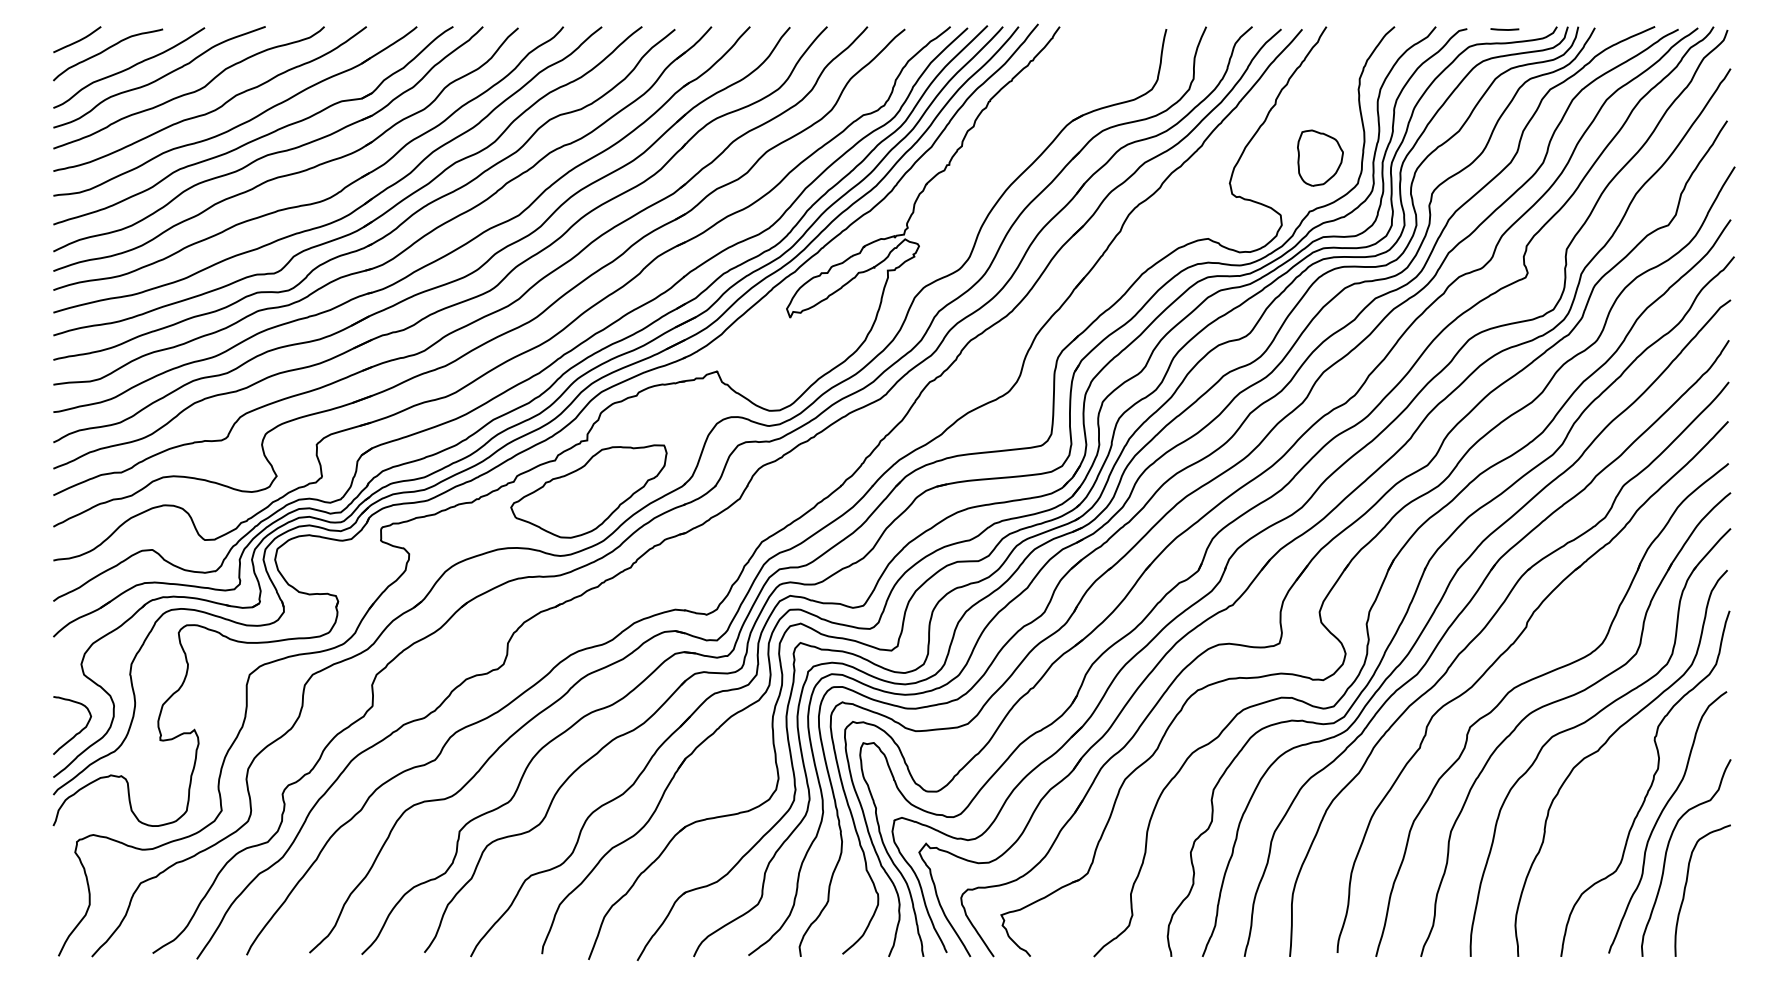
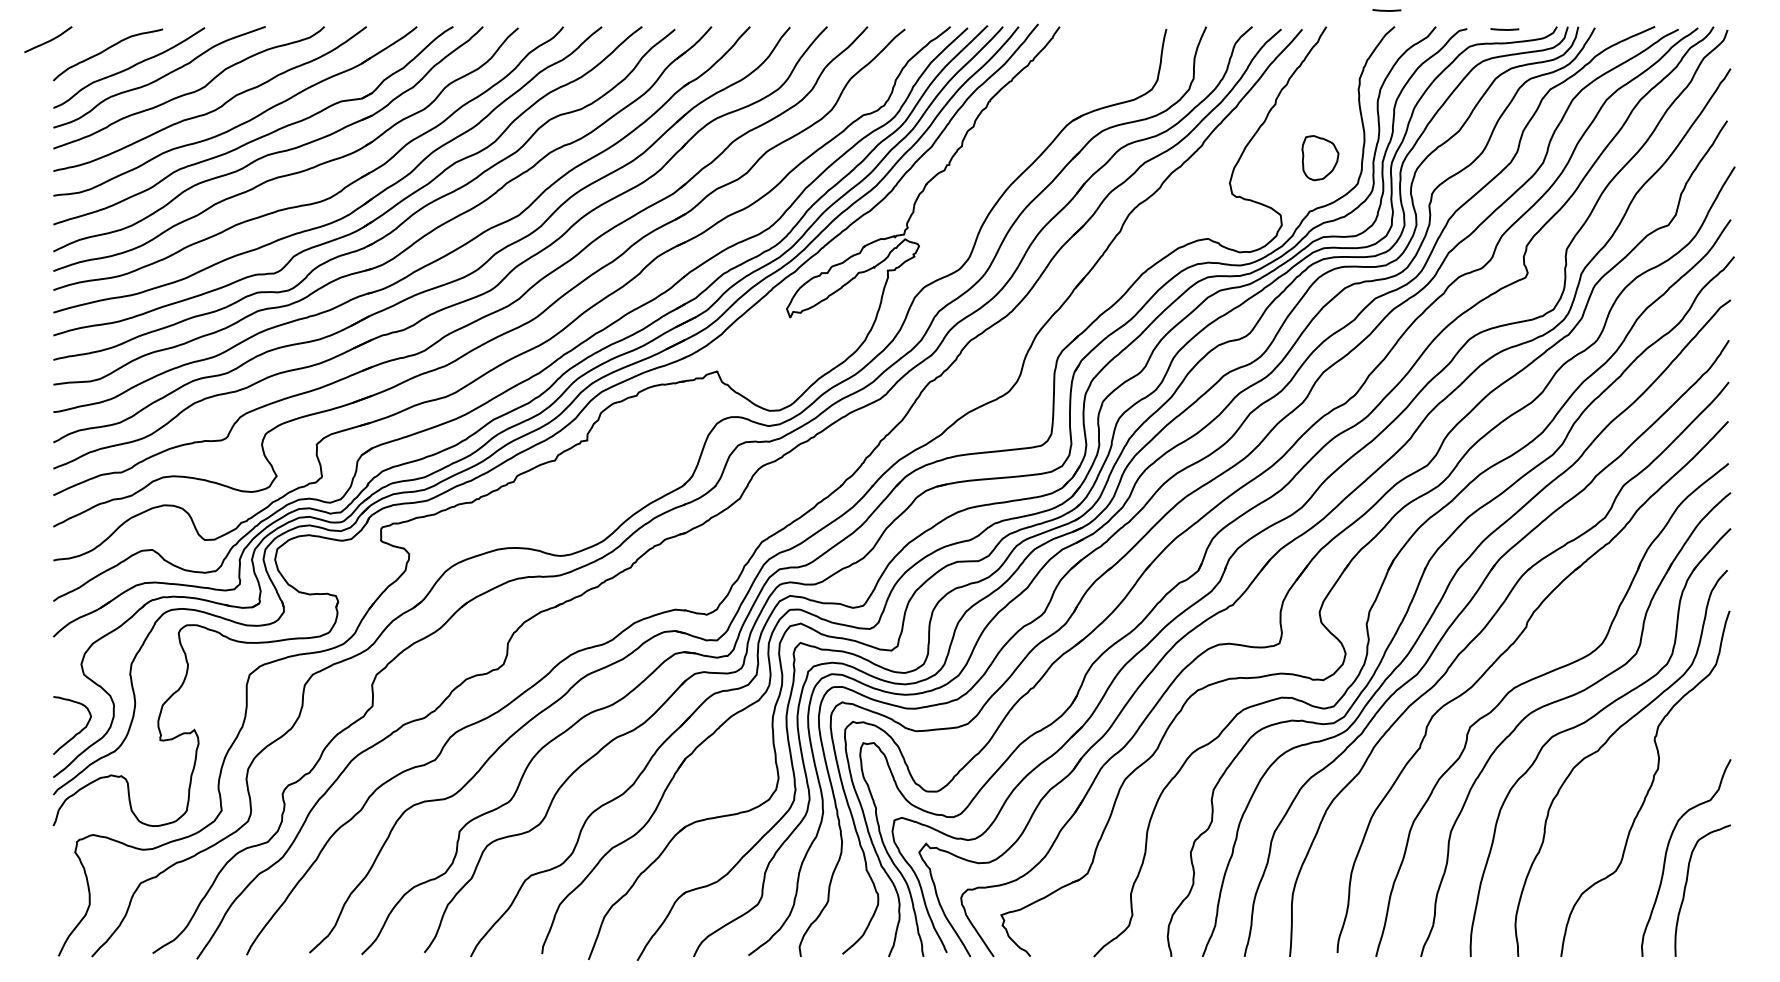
line: none -> present (1386, 10)
curve position: (77, 40) -> (48, 40) (48, 40)
part size: 47x58 px -> 39x47 px (1320, 158)
part: present -> none (588, 491)
curve: present -> none (1659, 818)
